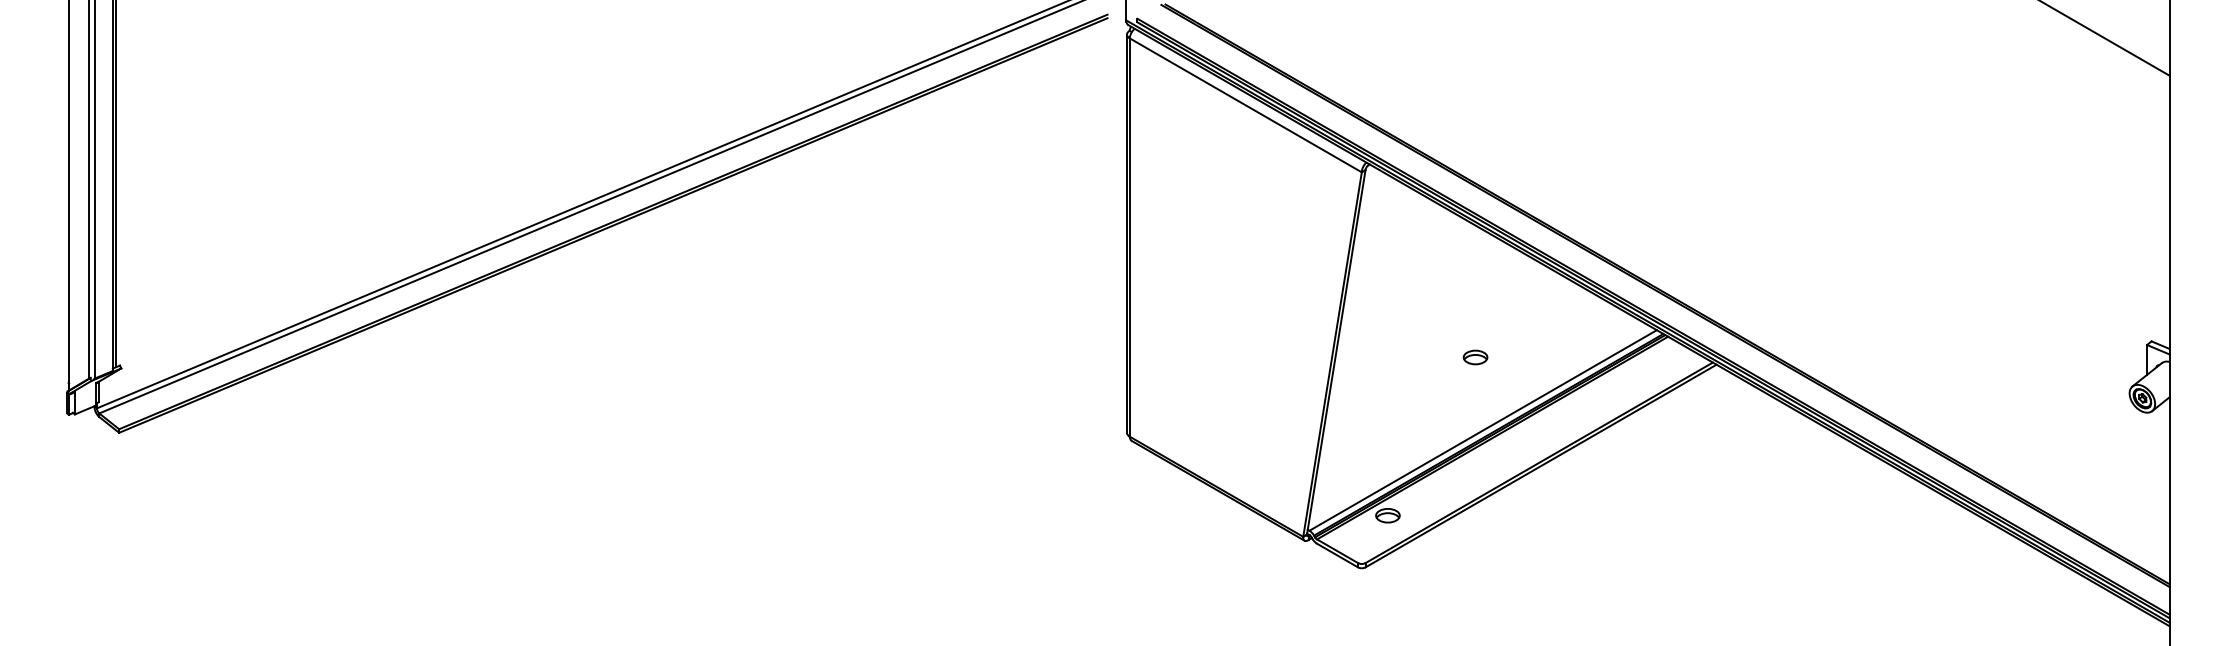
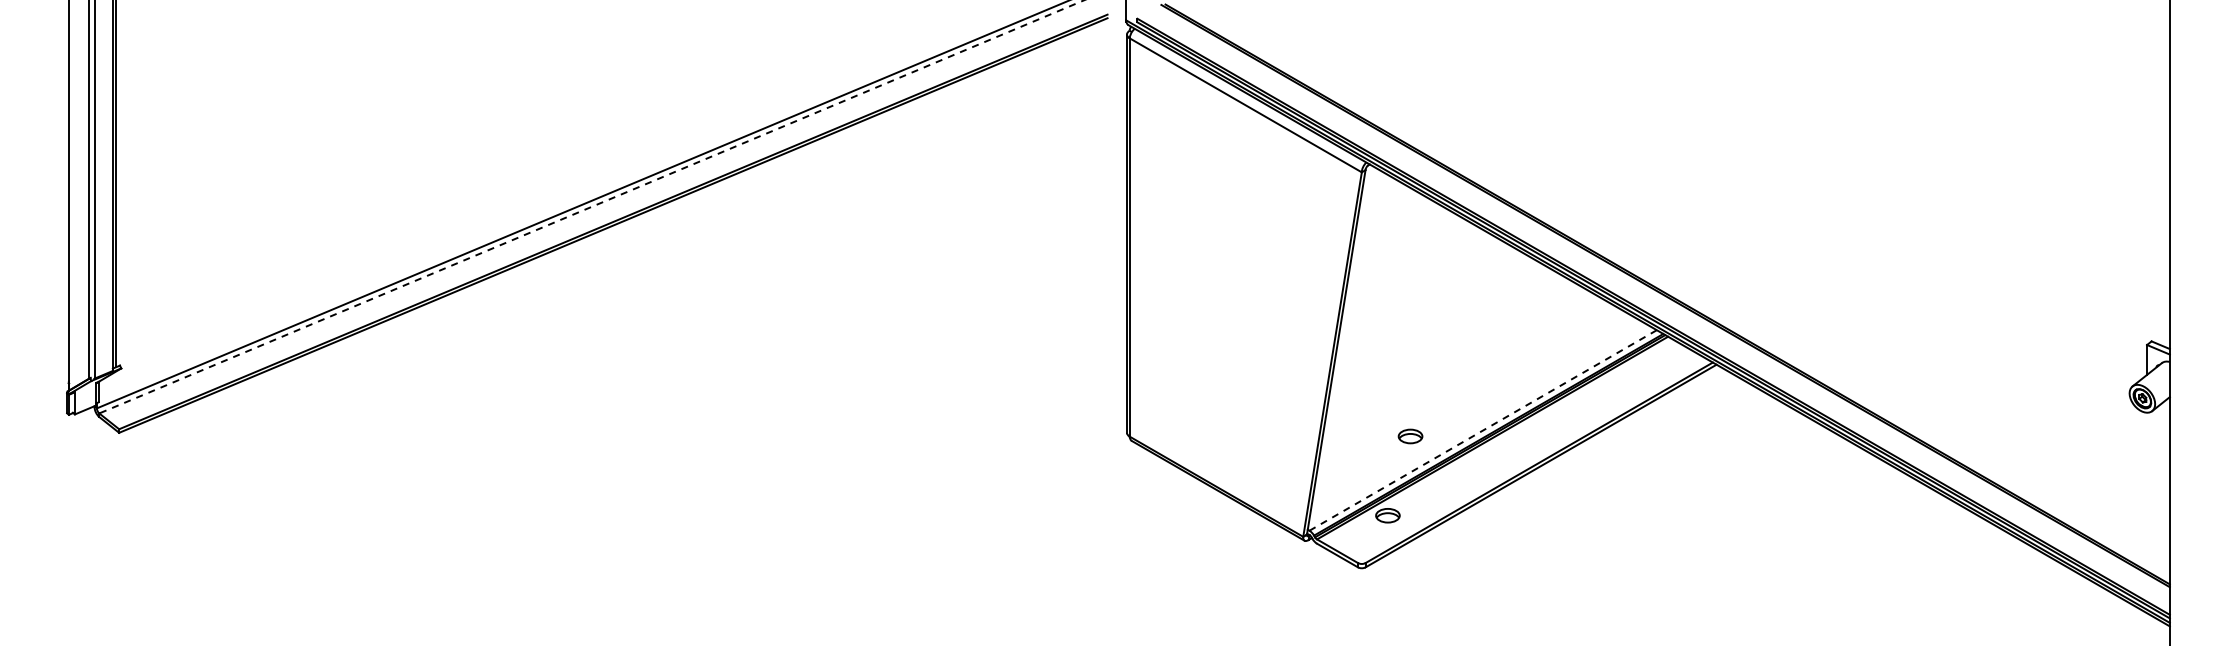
line: present -> none (2105, 38)
line: solid -> dashed (591, 206)
part position: (1475, 357) -> (1410, 436) (1410, 436)
line: solid -> dashed (1483, 430)
